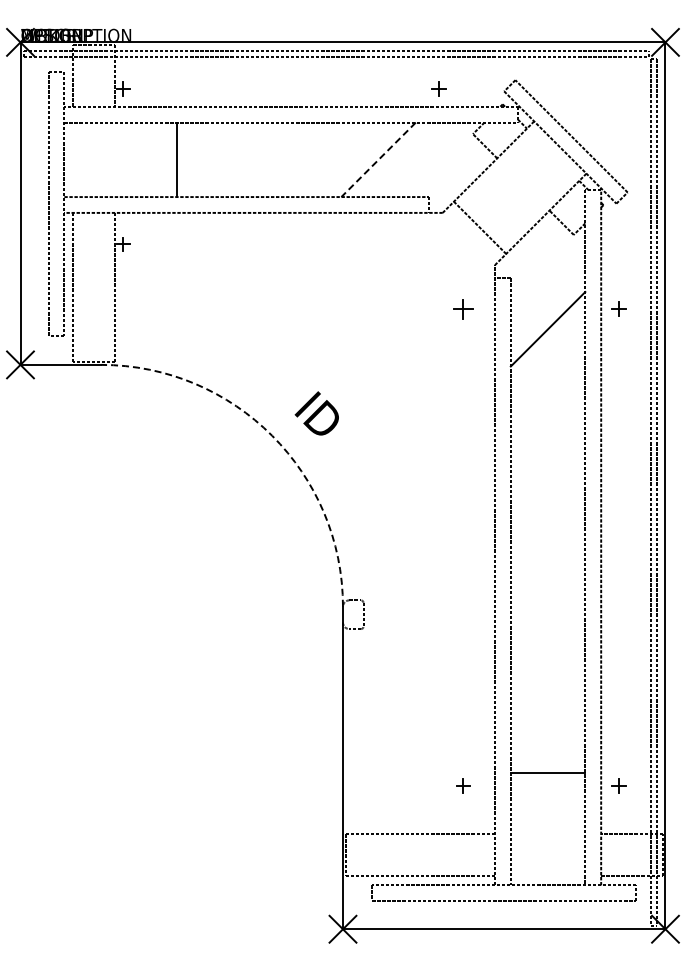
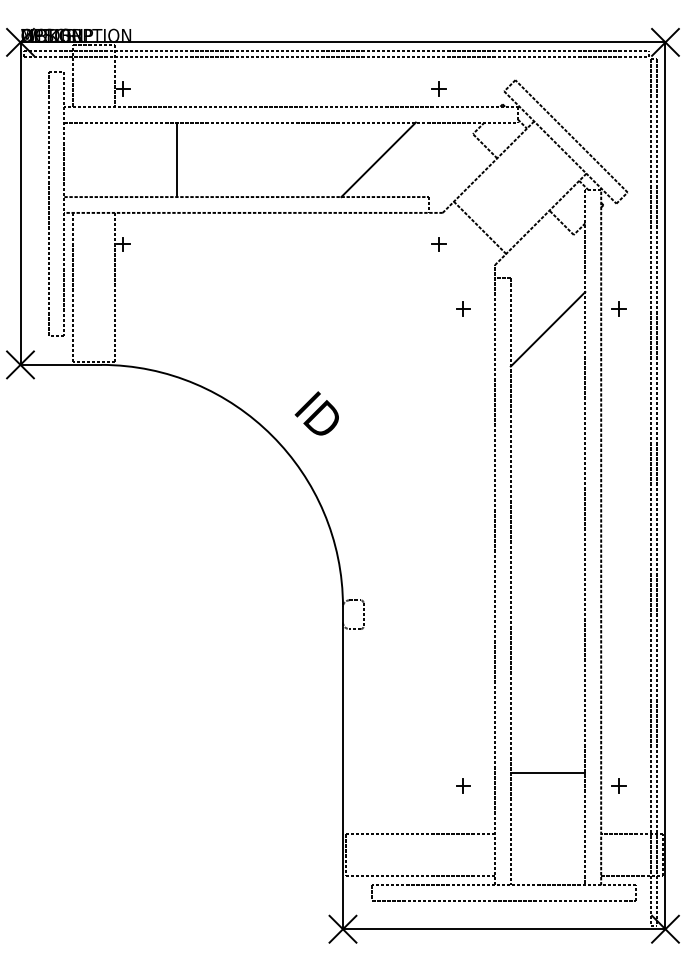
line: dashed -> solid (378, 159)
part: none -> present (438, 244)
part size: 21x21 px -> 15x16 px (463, 308)
arc: dashed -> solid (272, 435)
